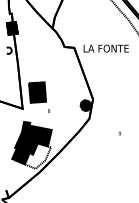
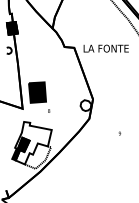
fill: present -> none (85, 105)
fill: present -> none (33, 142)
